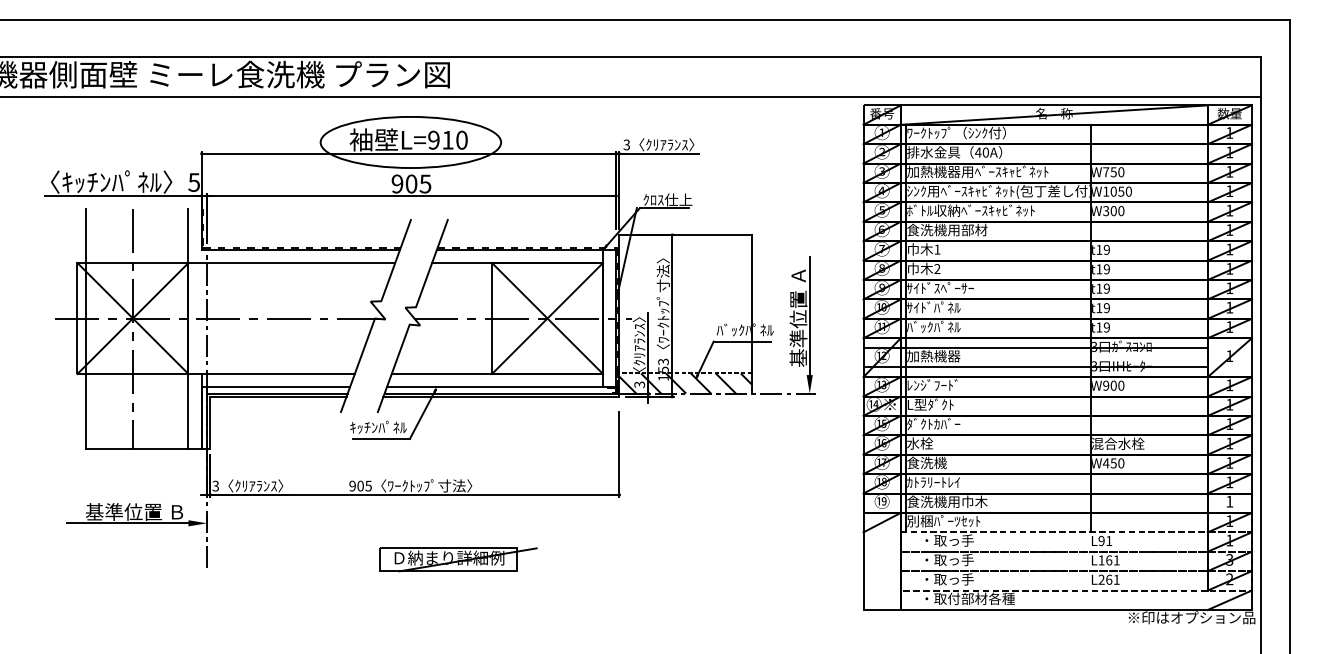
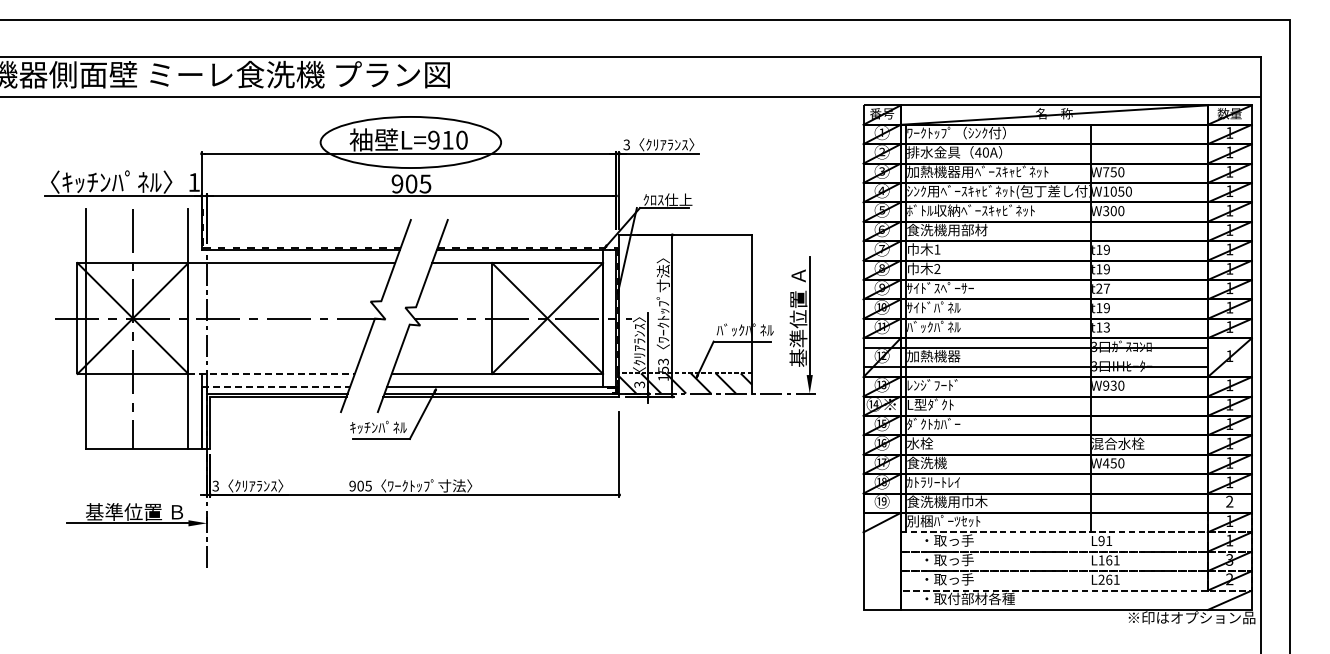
text: 5 -> 1 (193, 182)
text: t19 -> t27 (1102, 288)
text: t19 -> t13 (1106, 327)
line: solid -> dashed (272, 374)
text: W900 -> W930 (1113, 385)
line: solid -> dashed (276, 387)
text: 1 -> 2 (1229, 501)
part: present -> none (458, 559)
